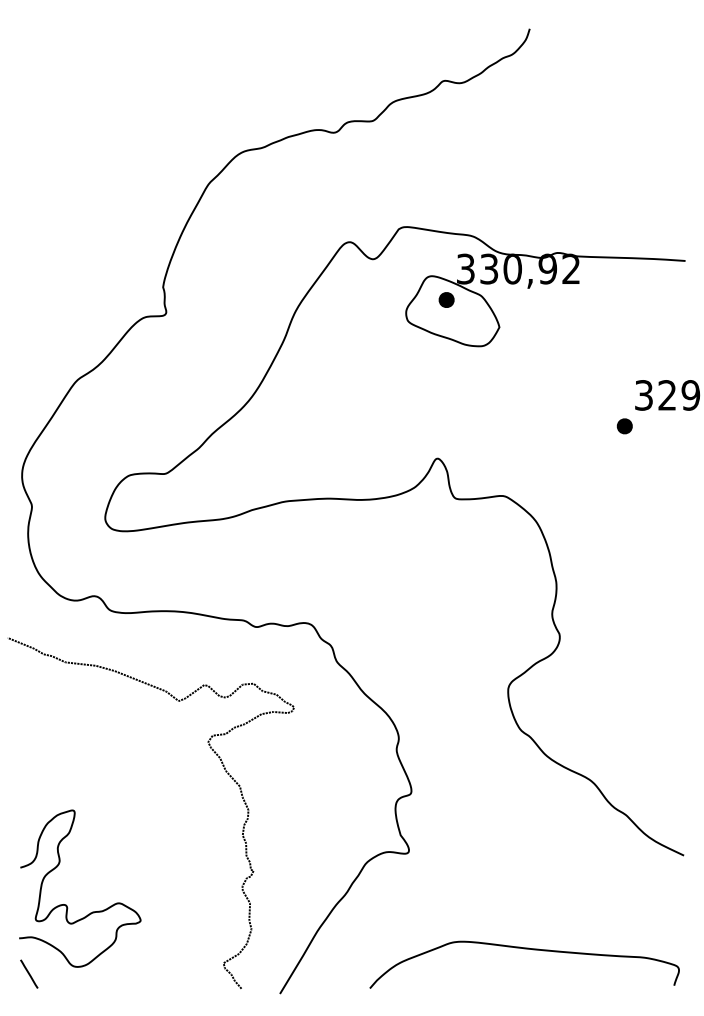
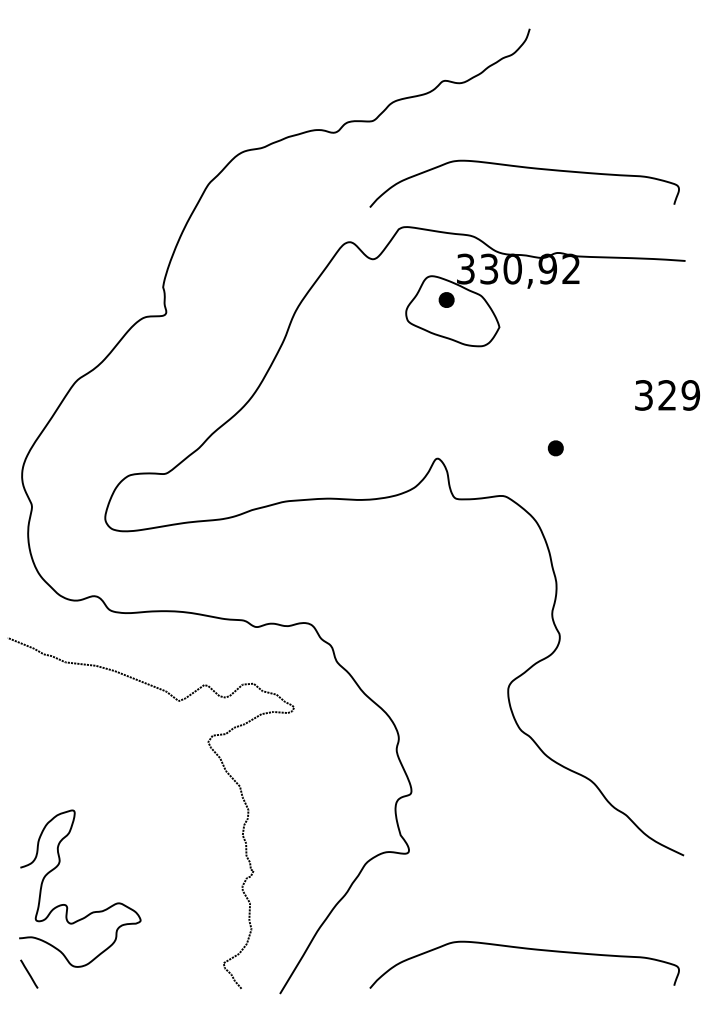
curve: none -> present (524, 168)
part position: (624, 426) -> (555, 448) (555, 448)
